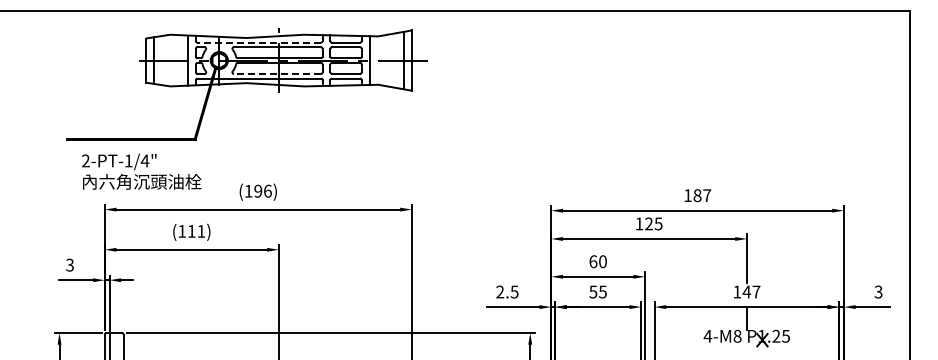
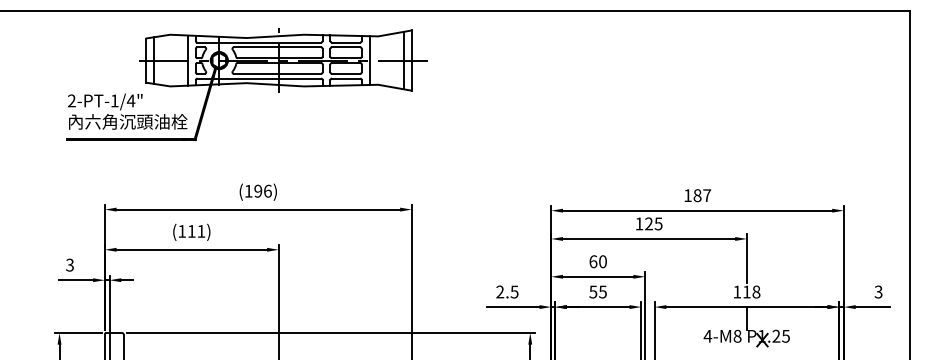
line: dashed -> solid (259, 42)
line: dashed -> solid (277, 73)
text position: (141, 171) -> (127, 111) (127, 111)
text: 147 -> 118 (751, 291)
